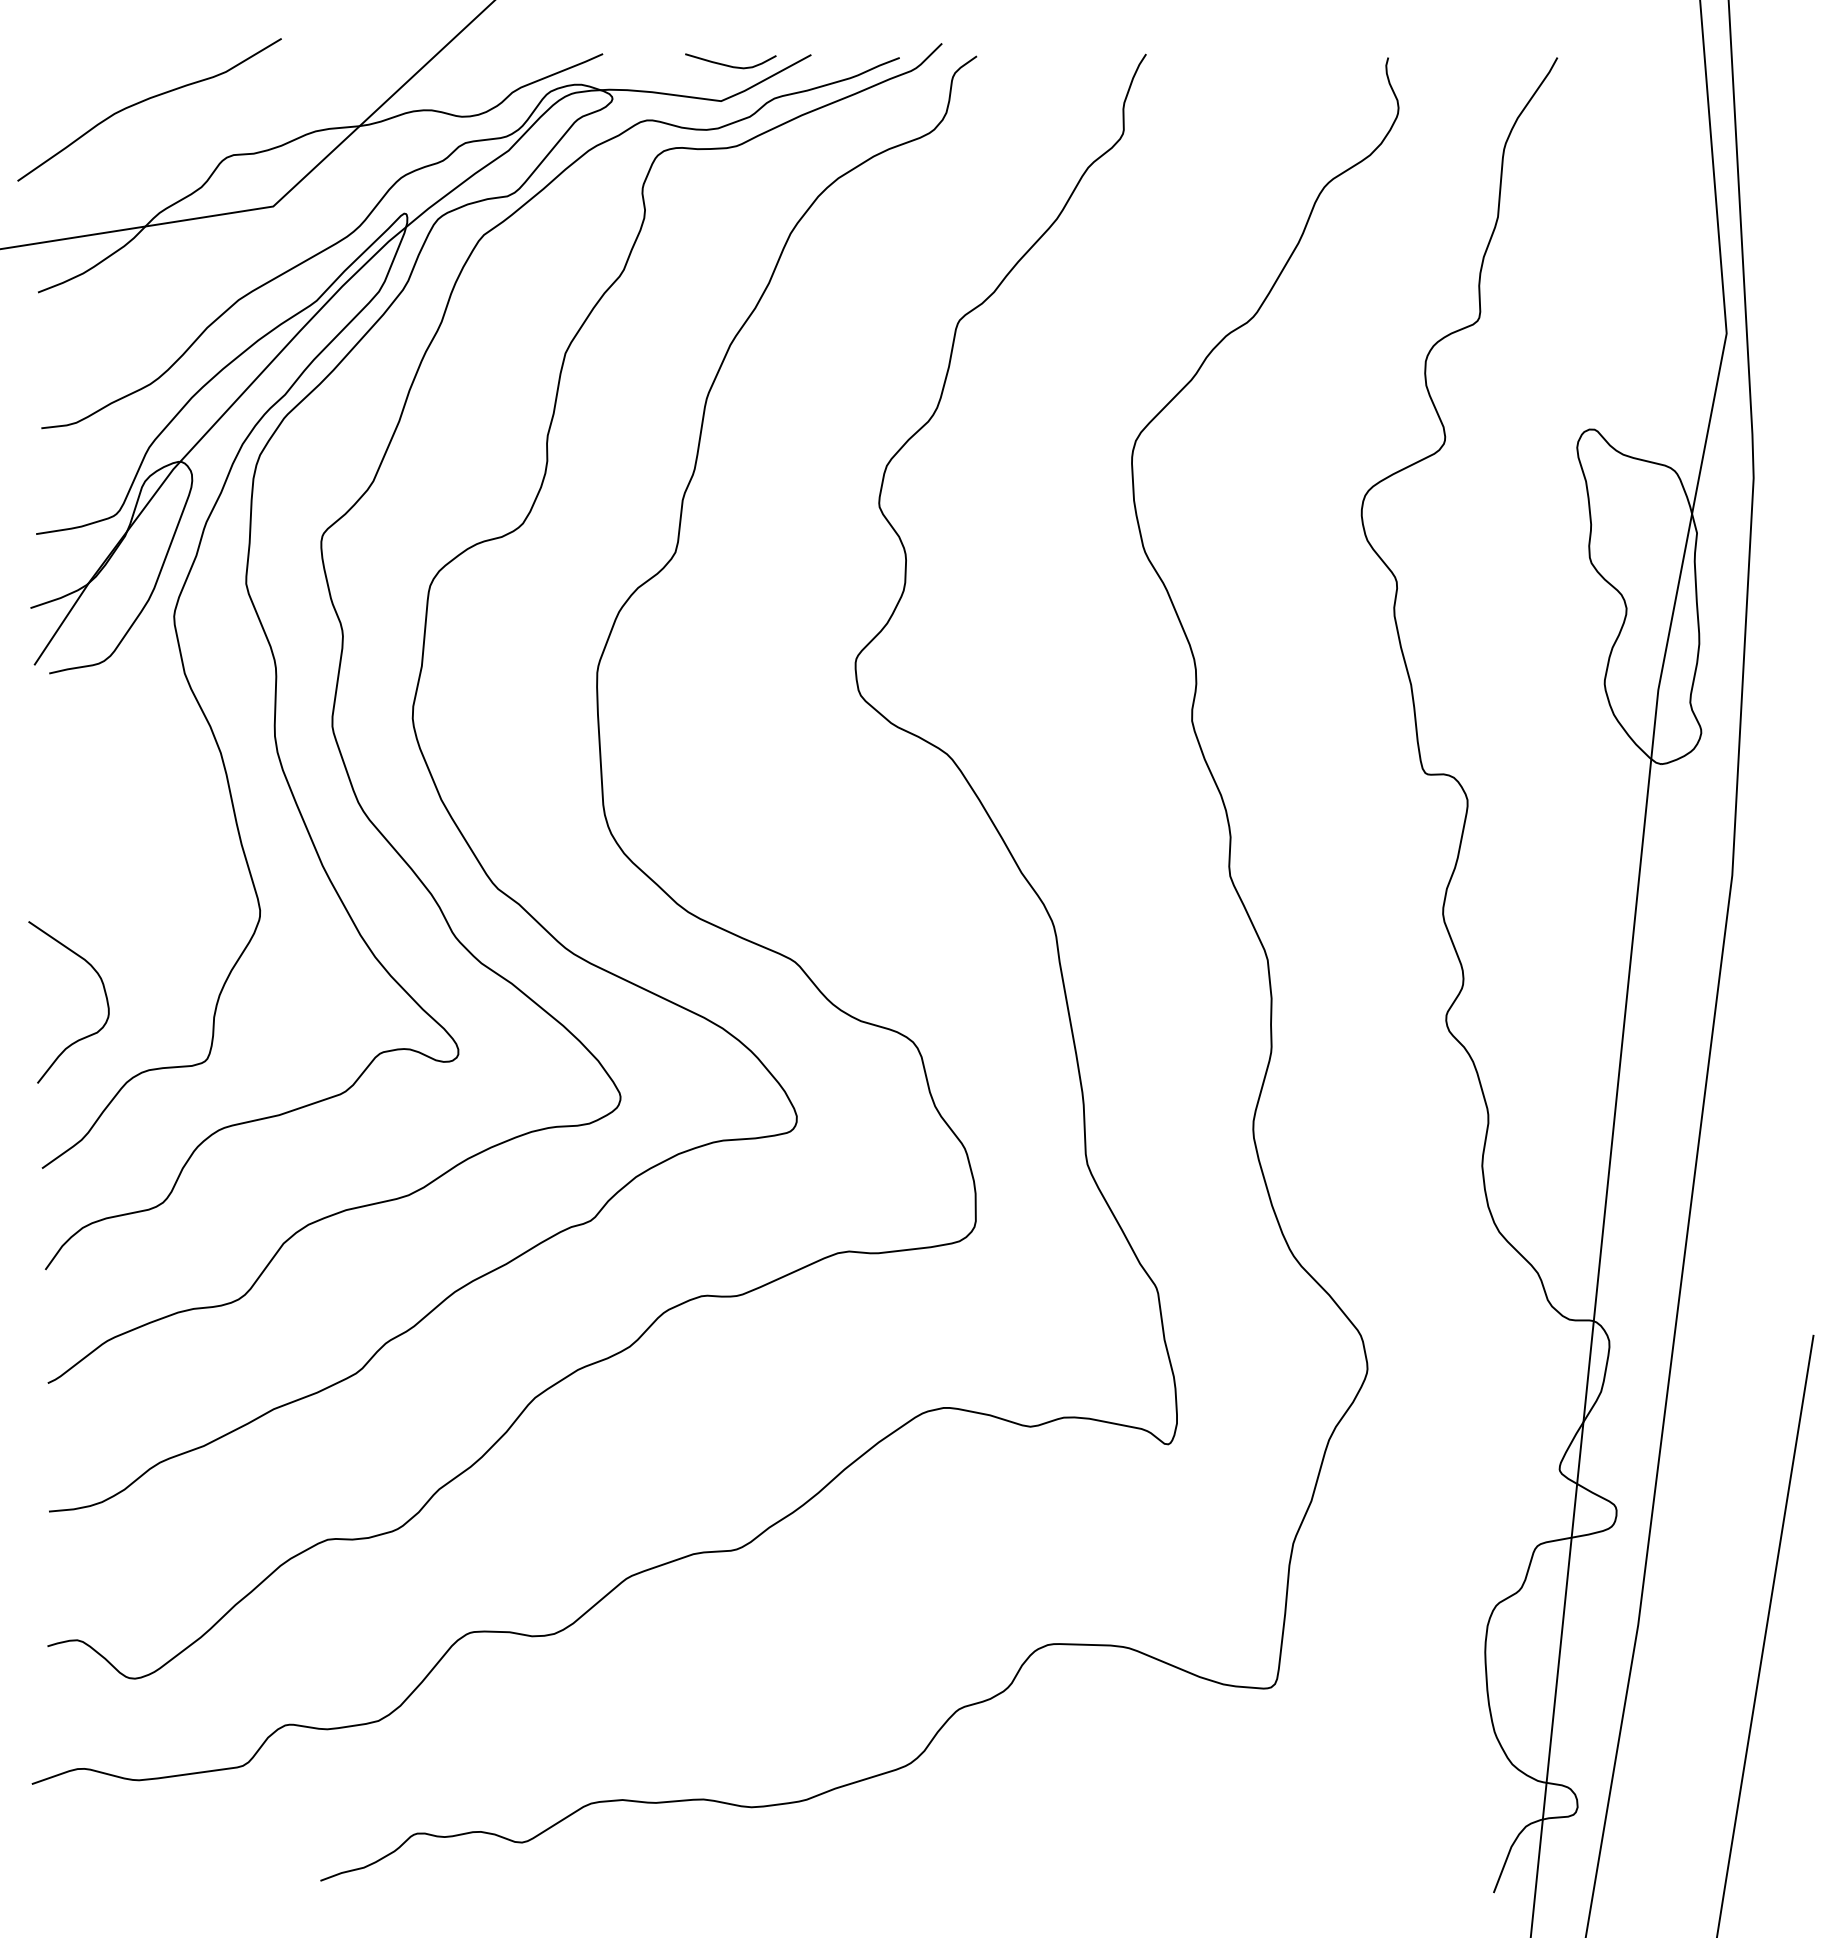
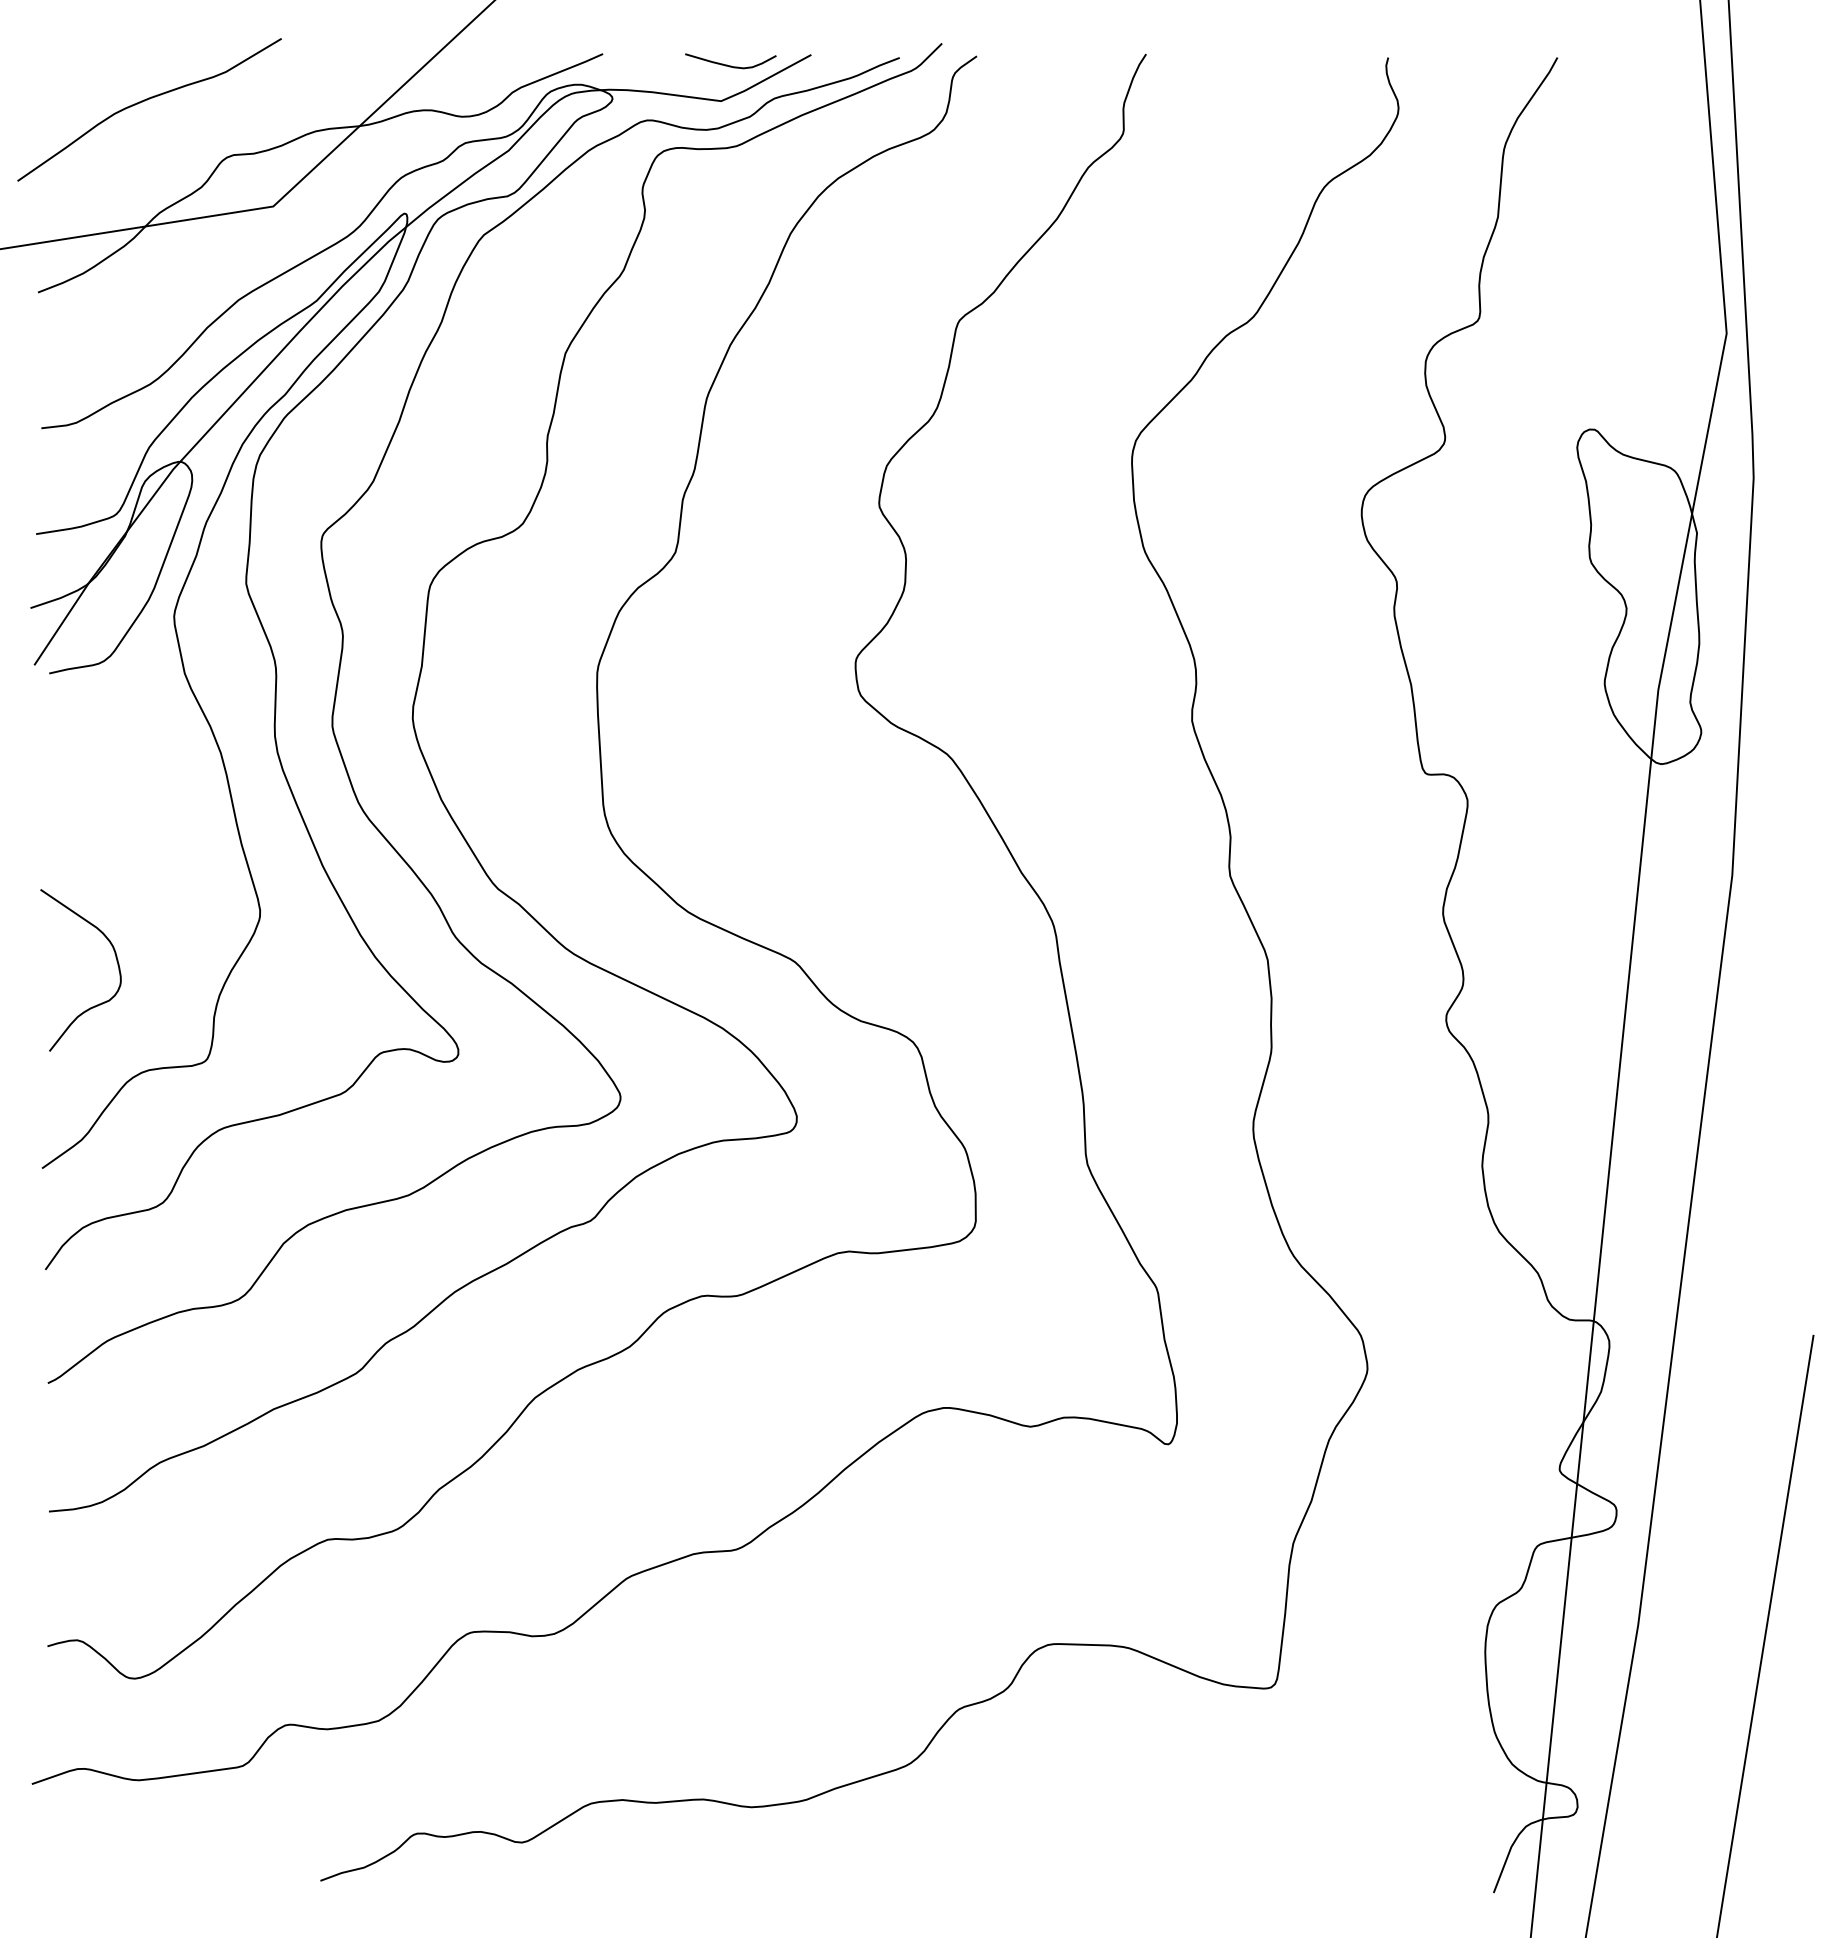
curve position: (104, 993) -> (116, 961) (116, 961)
